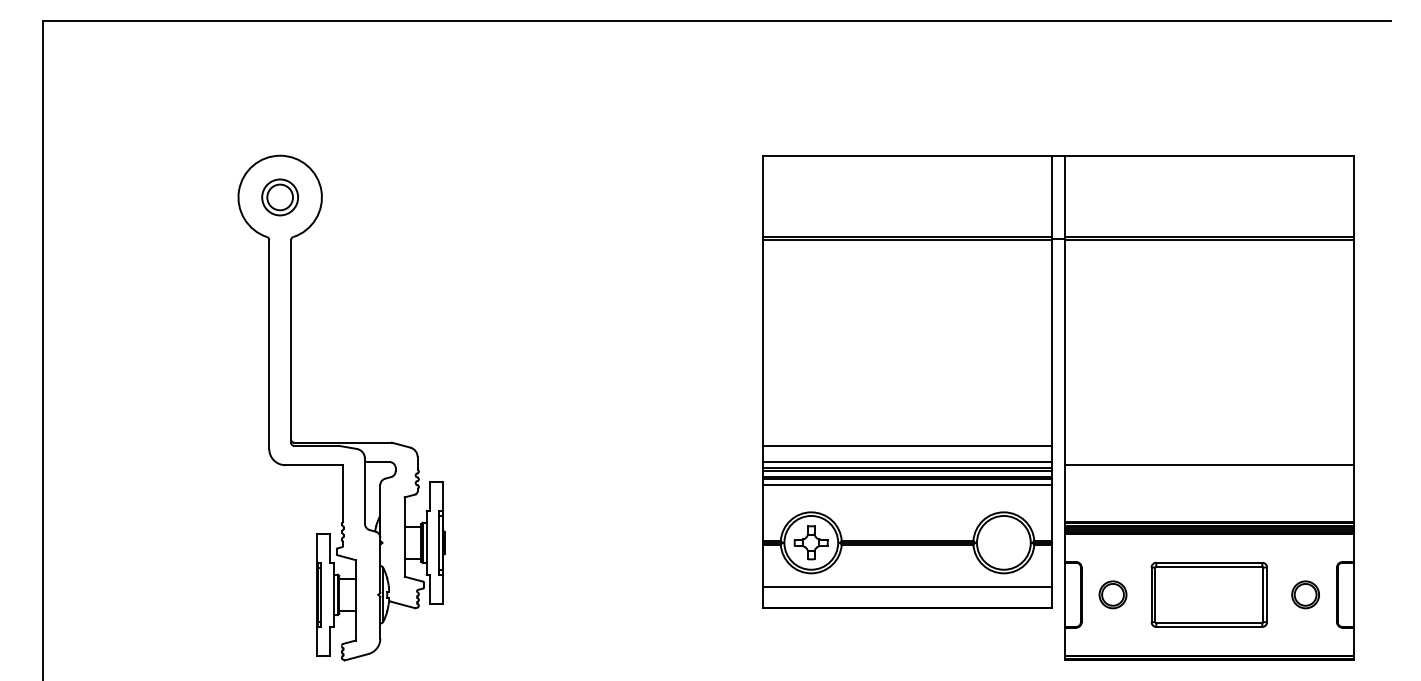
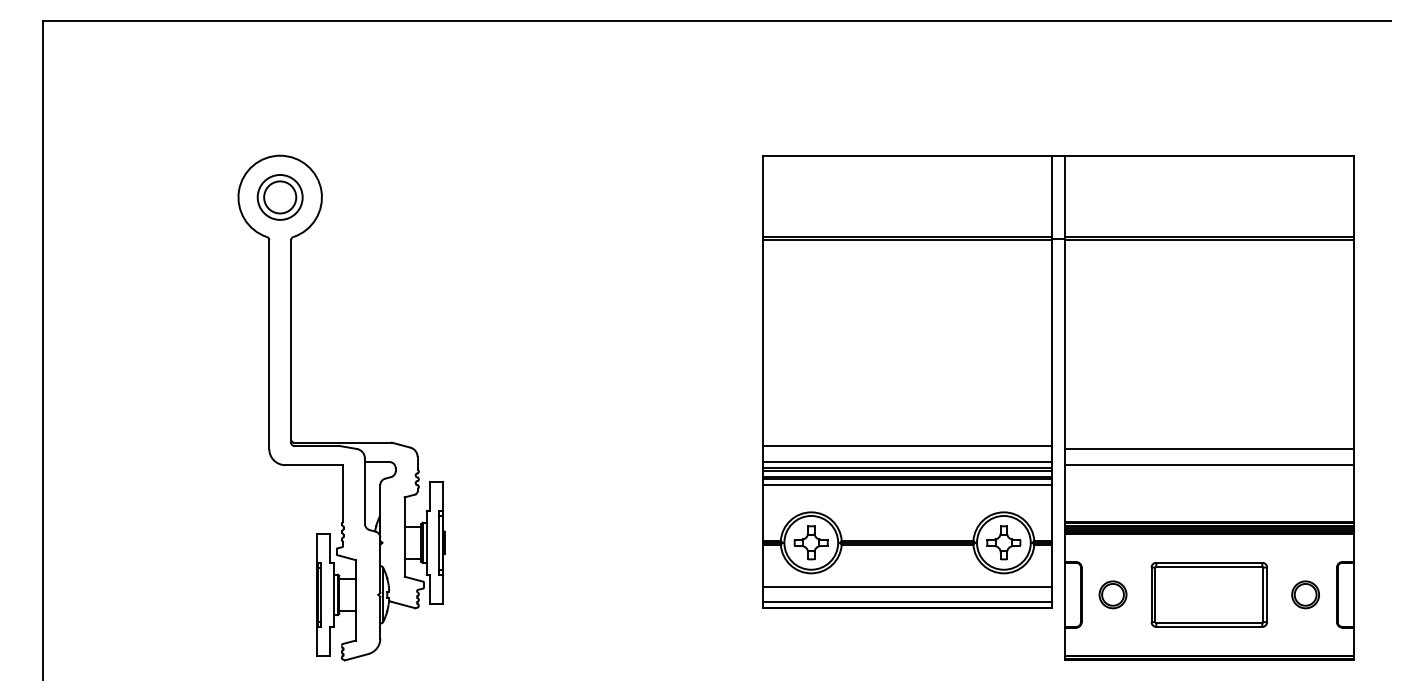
part size: 38x39 px -> 48x47 px (279, 197)
line: none -> present (1208, 449)
part: none -> present (1003, 542)
line: none -> present (907, 602)
